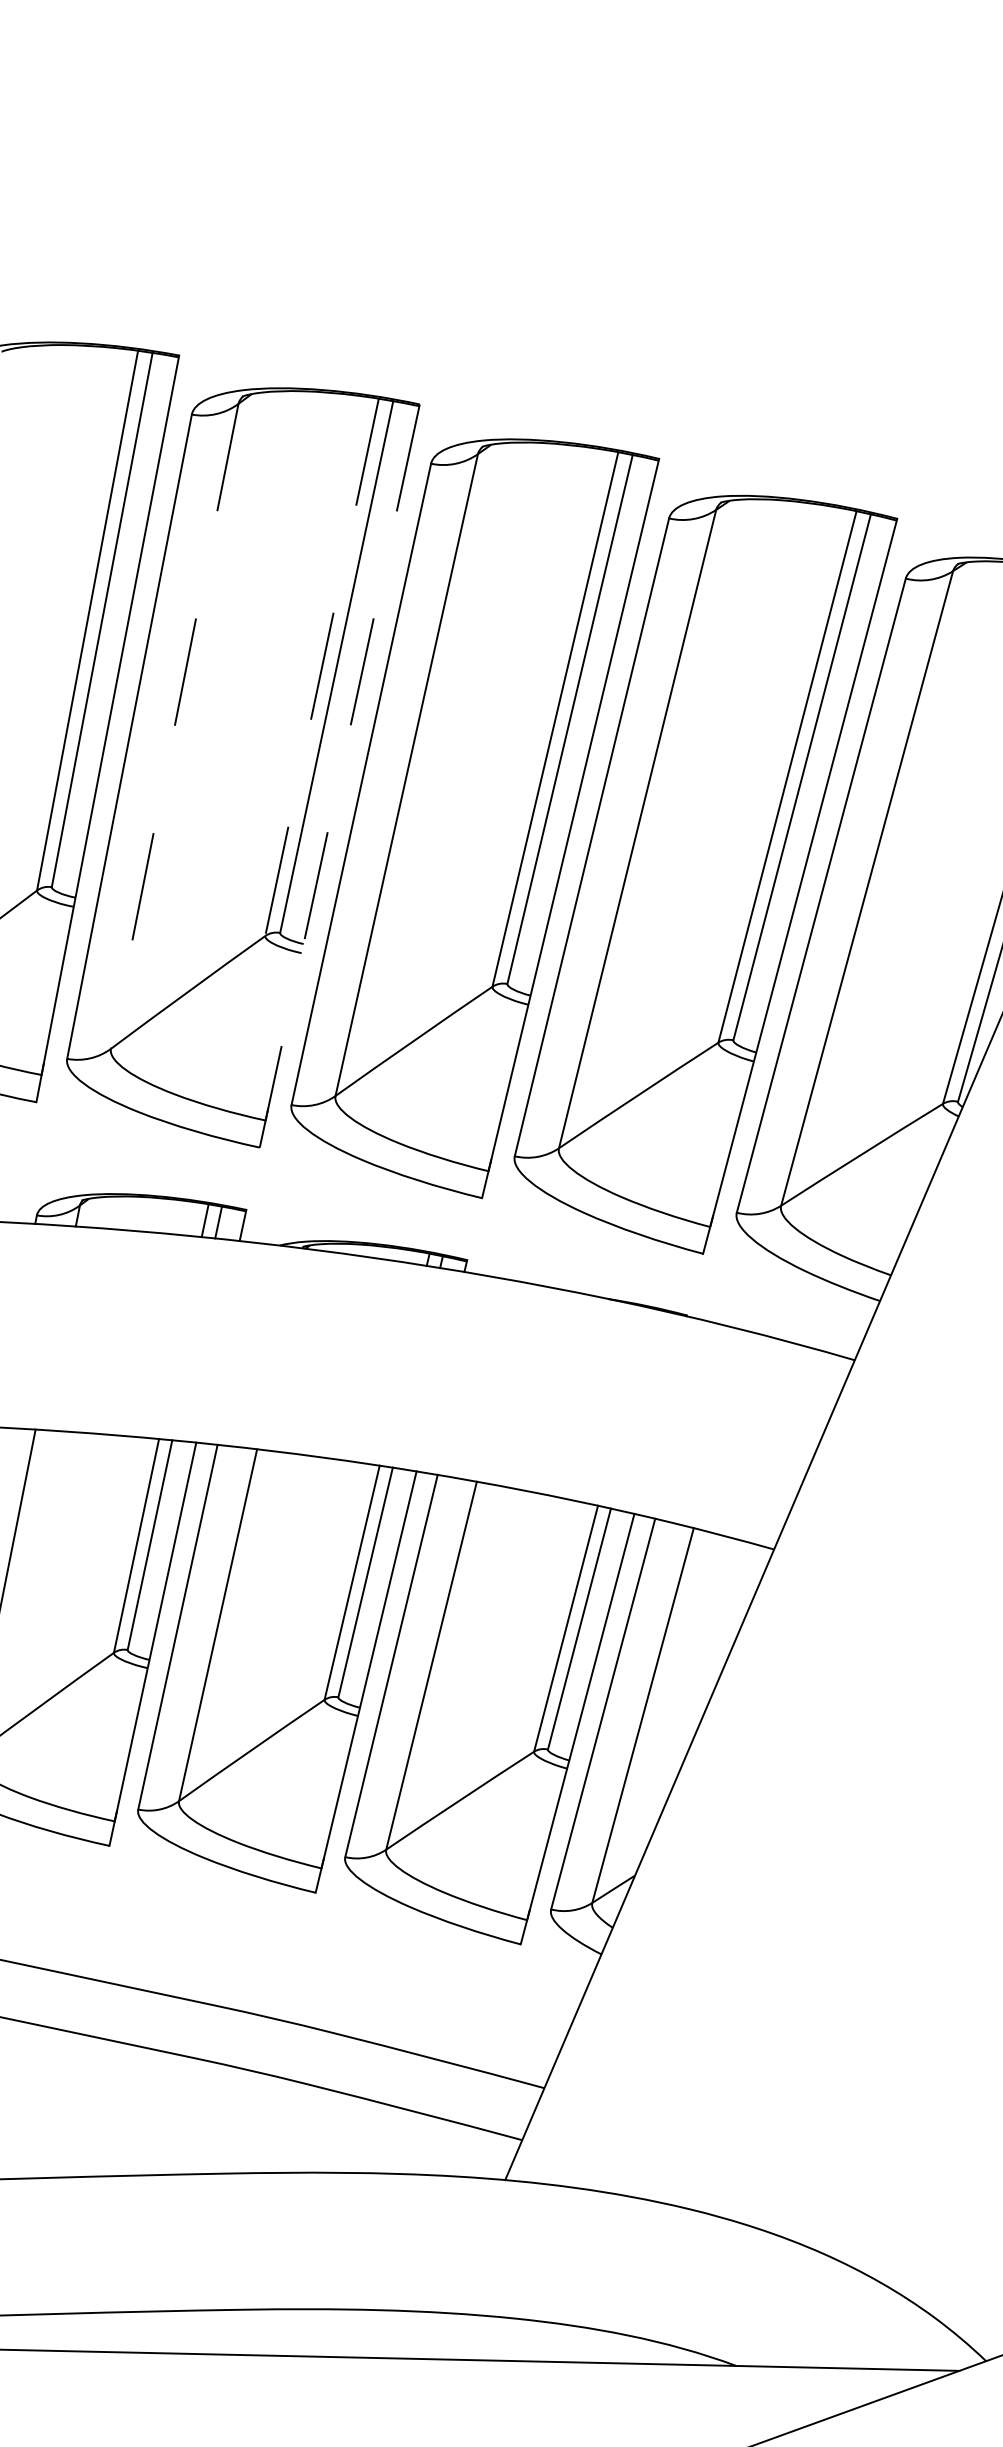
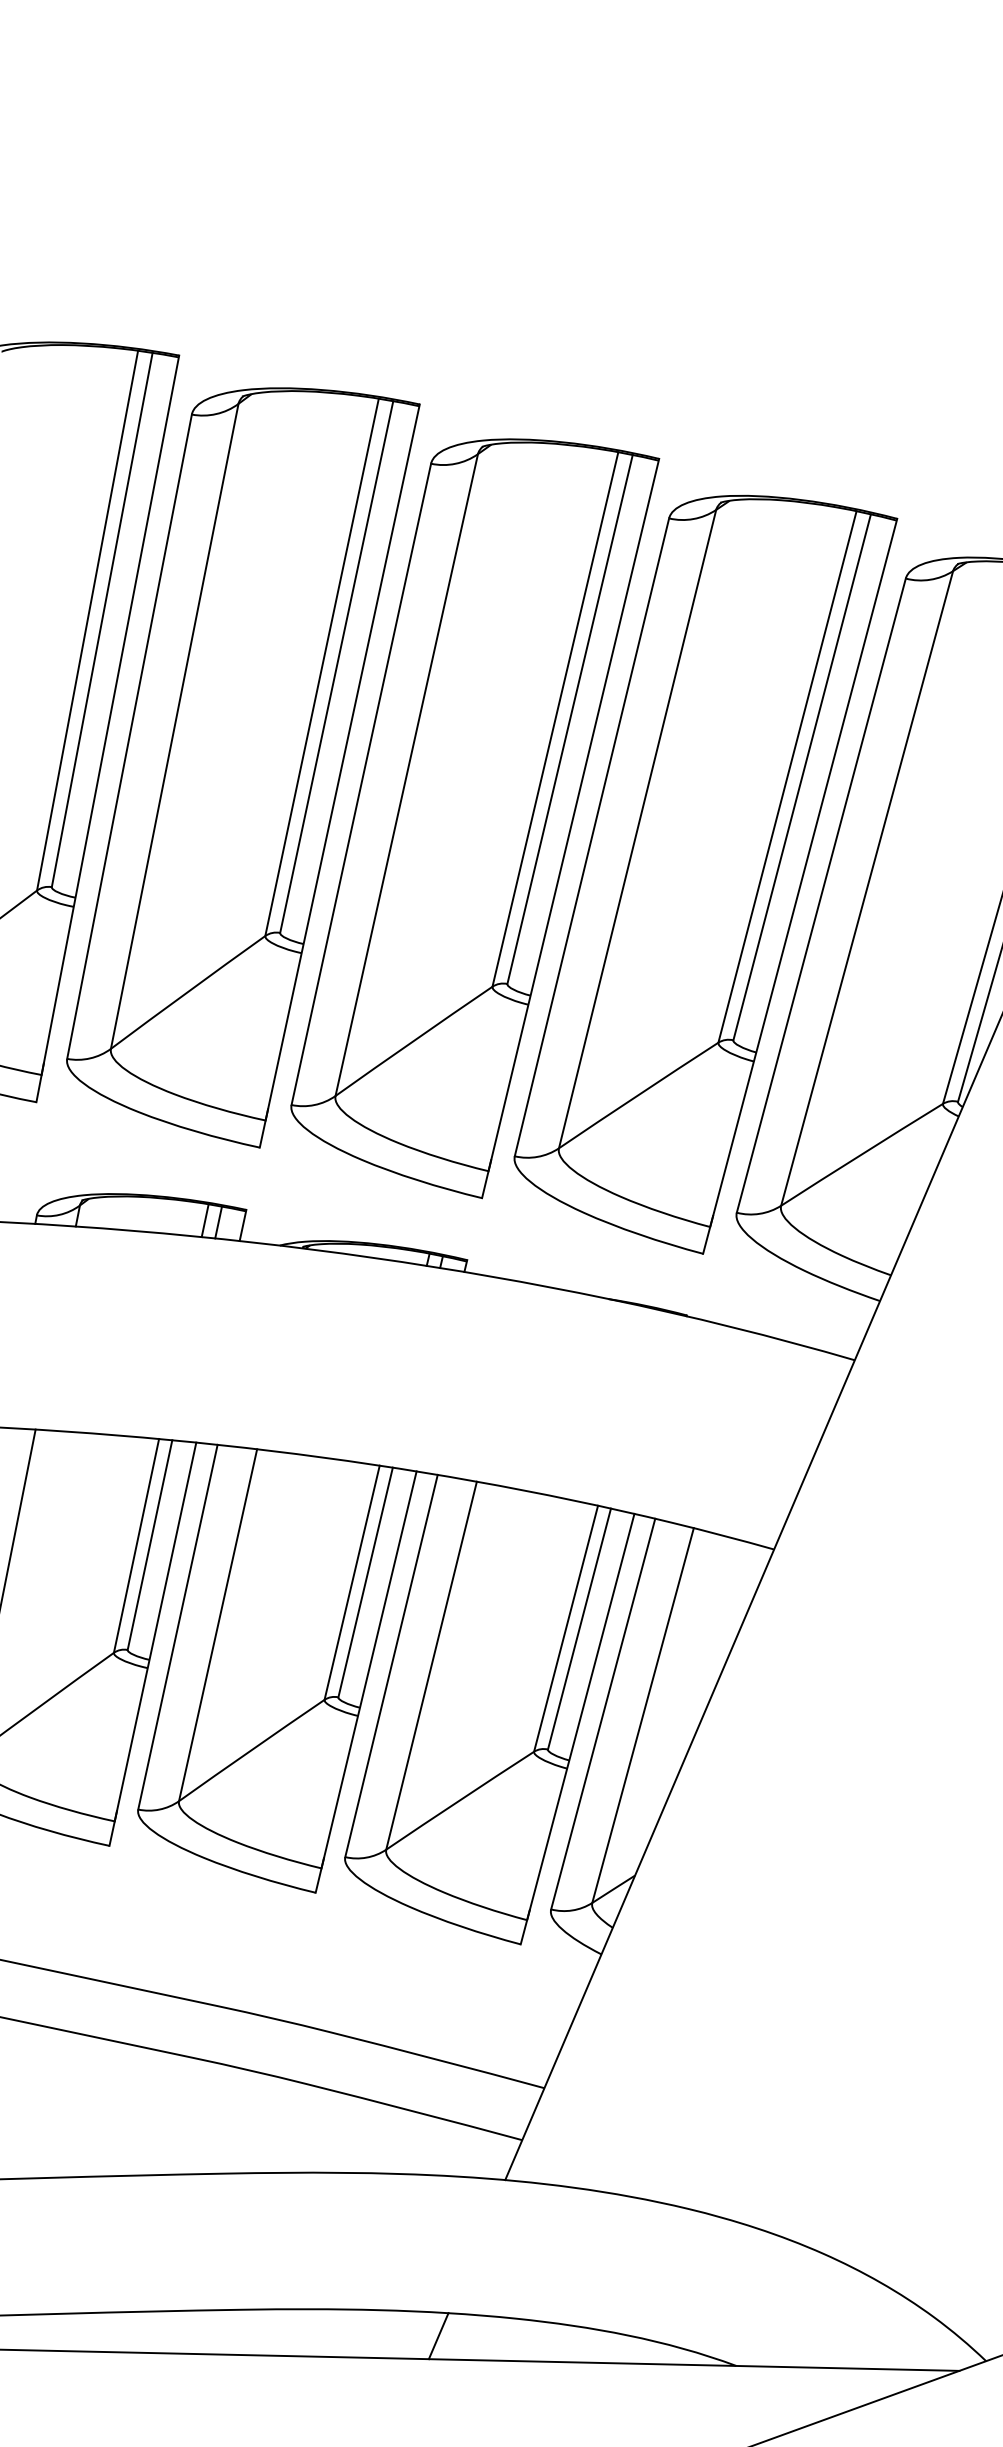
line: dashed -> solid (322, 667)
line: dashed -> solid (174, 726)
line: dashed -> solid (339, 776)
line: none -> present (438, 2336)
